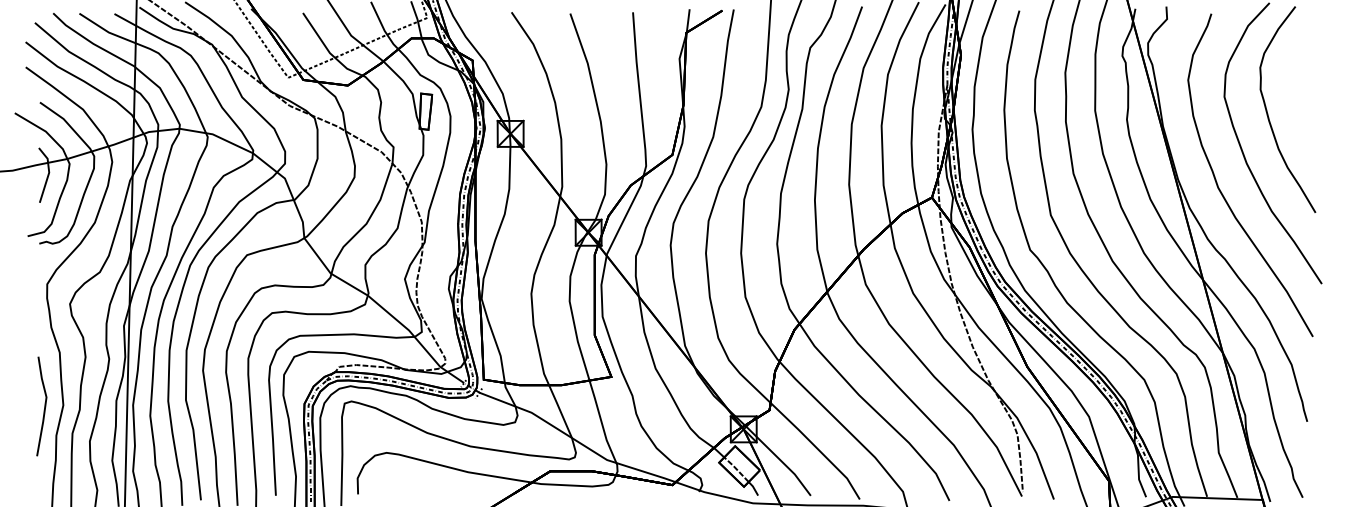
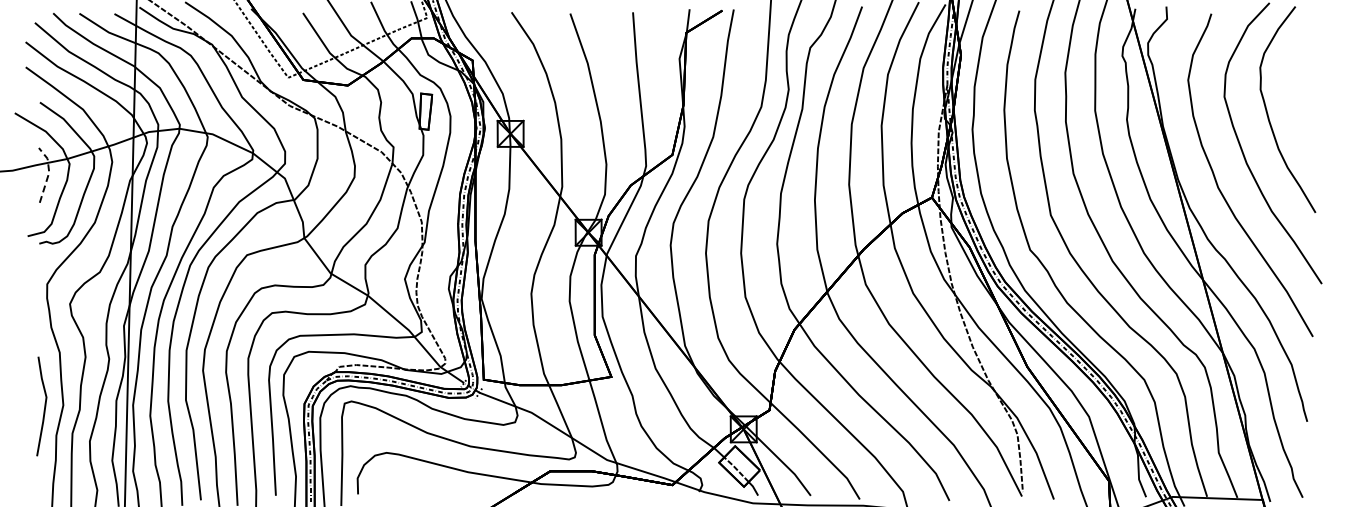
line: solid -> dashed (48, 173)
